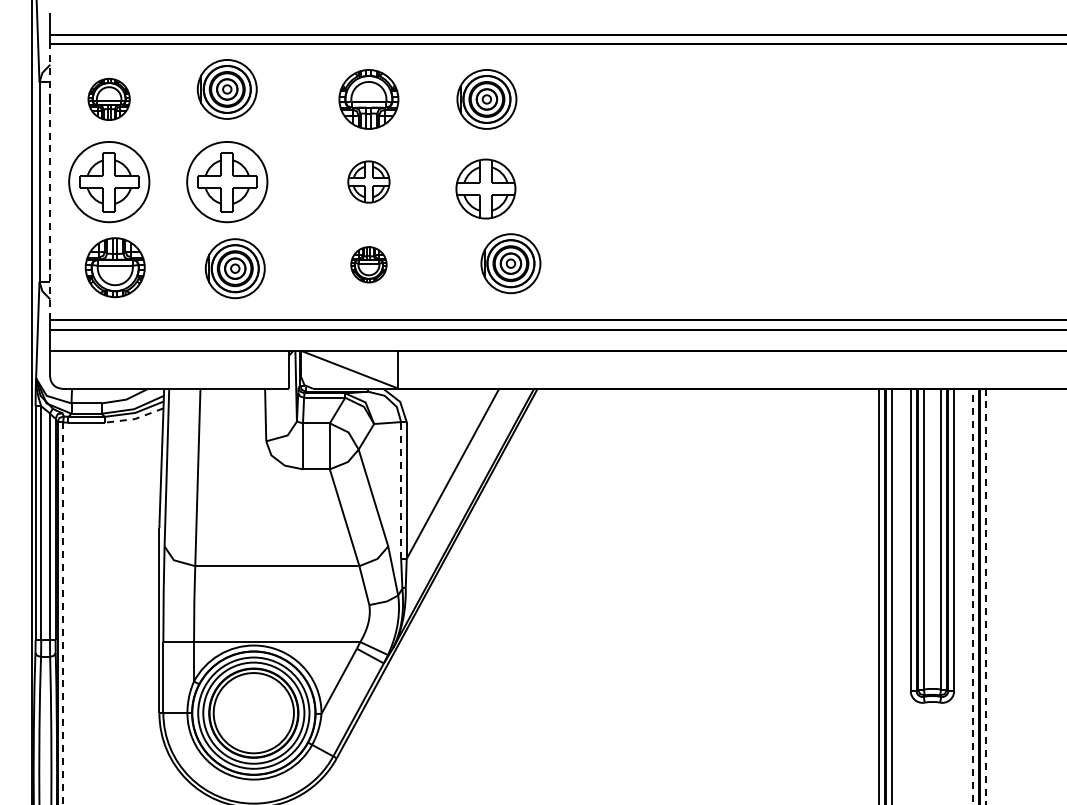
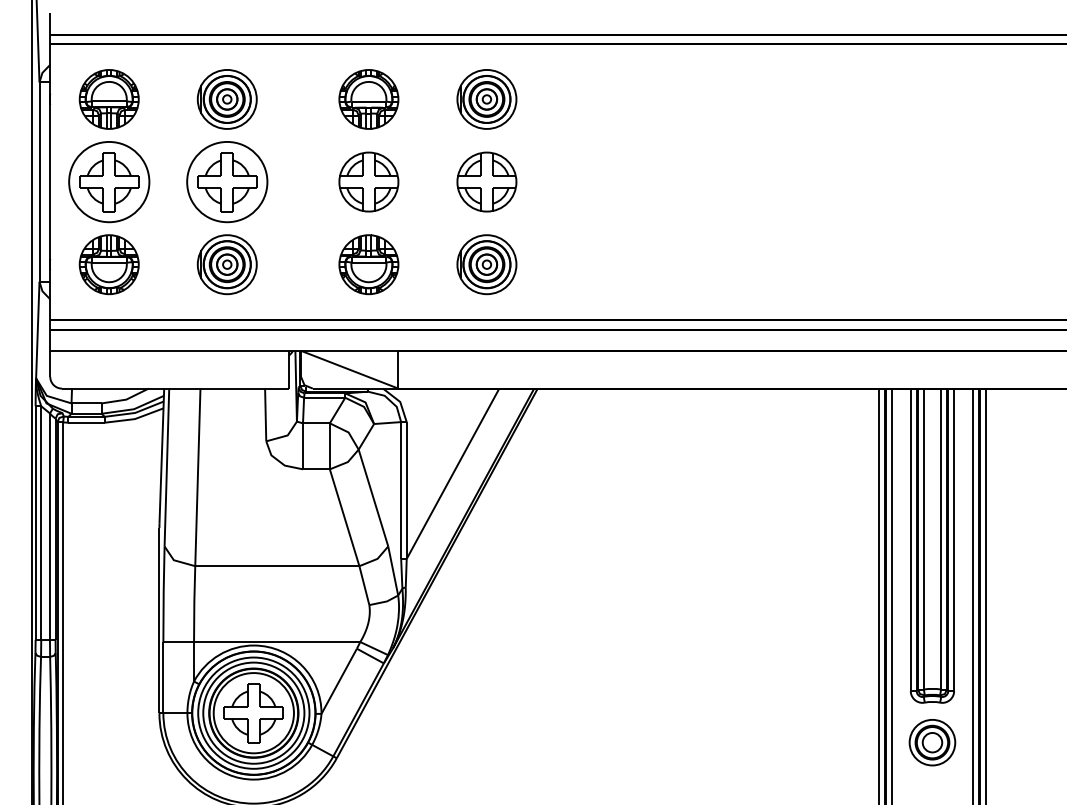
part position: (226, 89) -> (226, 99) (226, 99)
part size: 44x44 px -> 62x61 px (108, 99)
line: dashed -> solid (50, 181)
part size: 44x44 px -> 62x62 px (368, 181)
part position: (485, 188) -> (486, 181) (486, 181)
part position: (510, 263) -> (486, 264) (486, 264)
part size: 38x38 px -> 62x62 px (368, 264)
part position: (114, 267) -> (108, 264) (108, 264)
part position: (234, 268) -> (226, 264) (226, 264)
line: dashed -> solid (135, 419)
line: dashed -> solid (401, 490)
line: dashed -> solid (973, 596)
line: dashed -> solid (986, 596)
line: dashed -> solid (63, 613)
part: none -> present (253, 713)
part: none -> present (932, 742)
